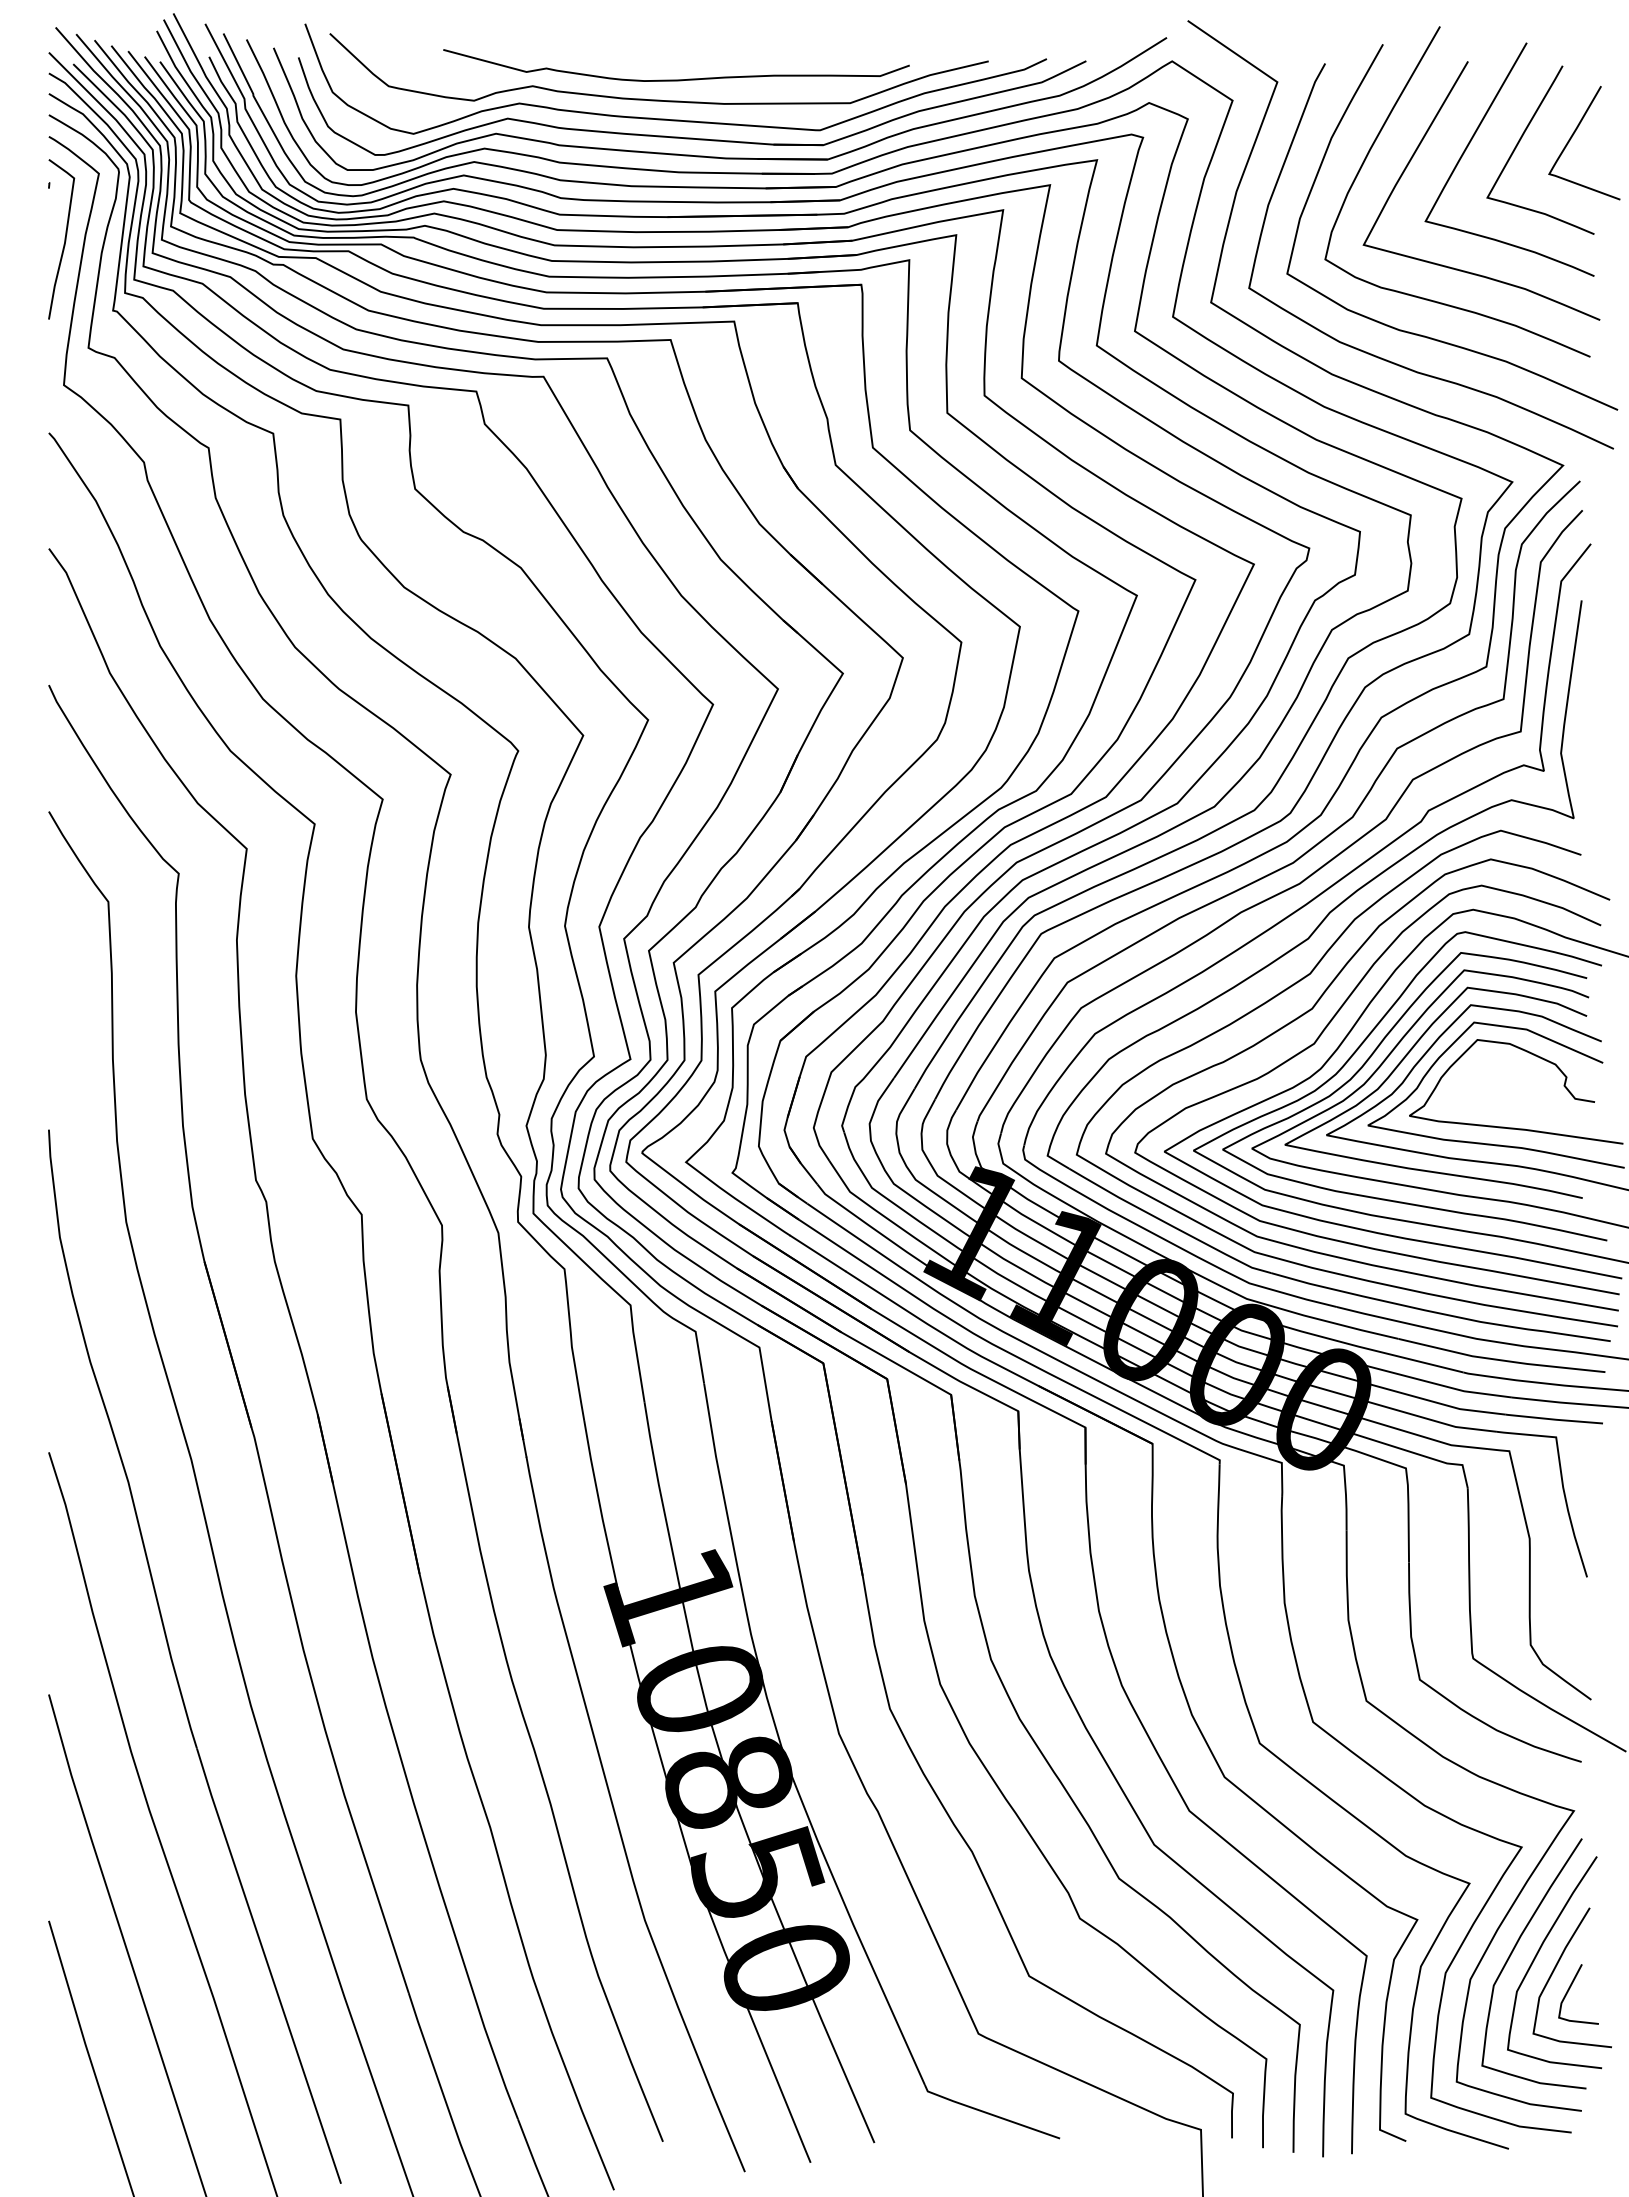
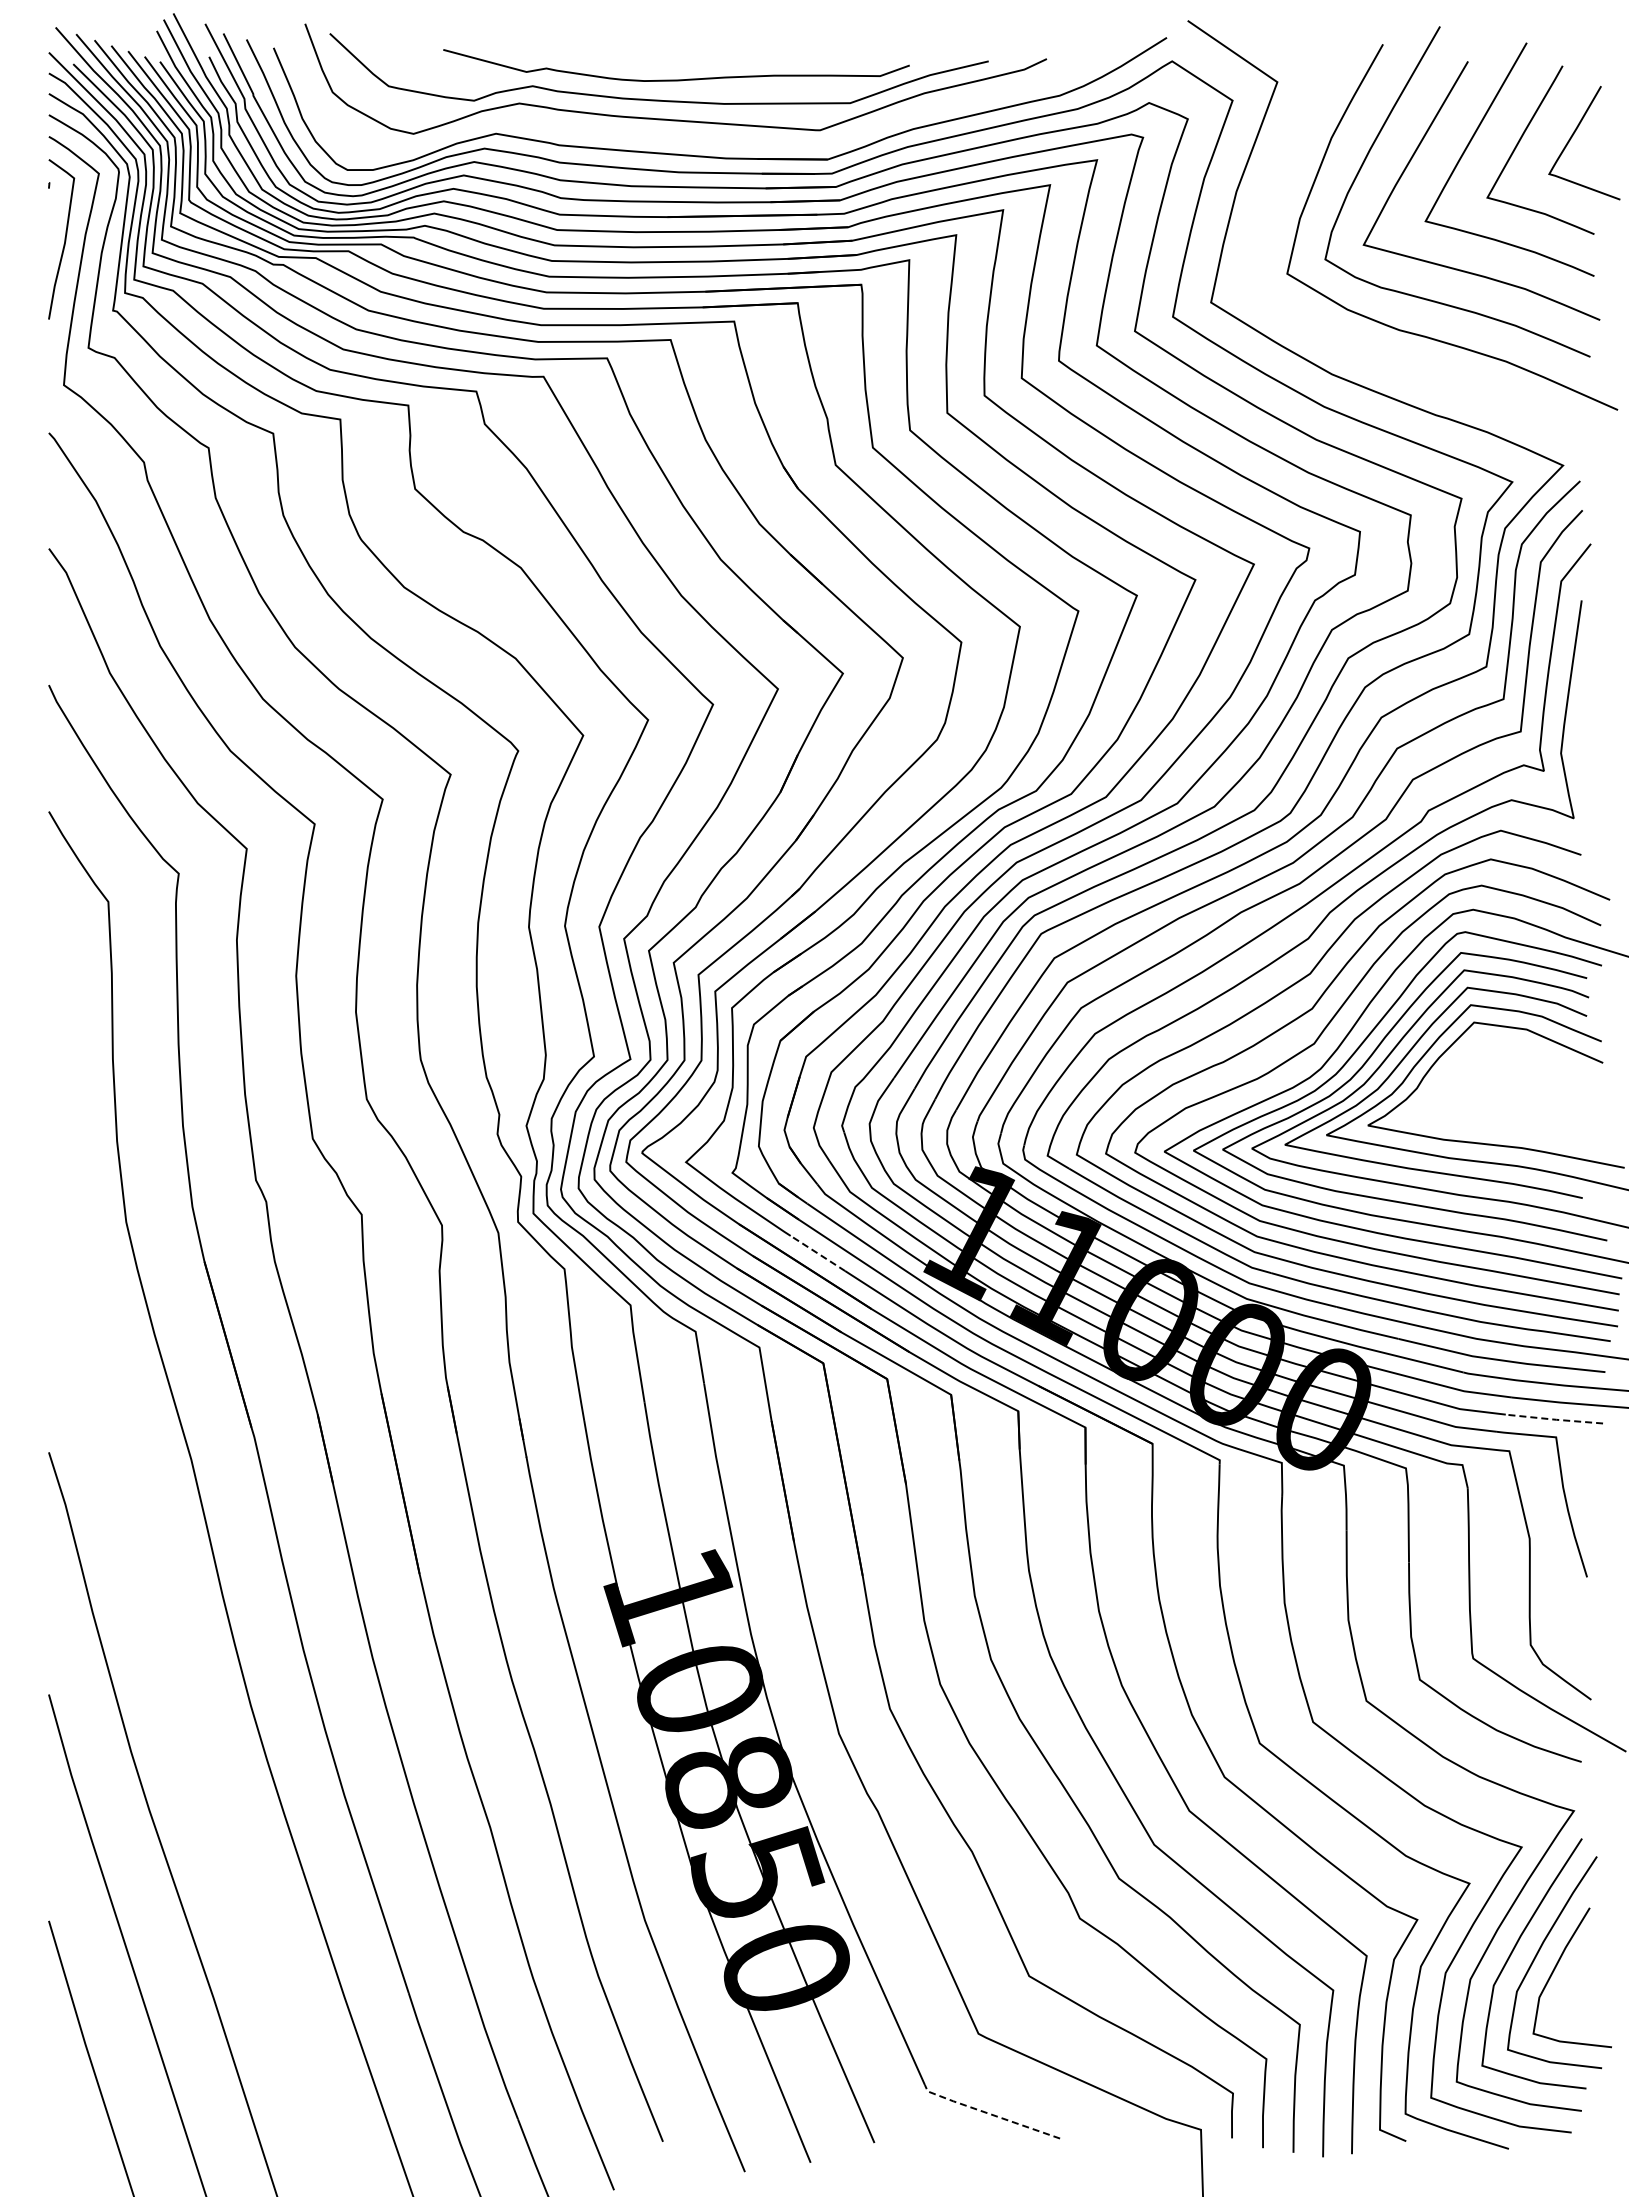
part: present -> none (692, 137)
curve: present -> none (1392, 361)
curve: present -> none (1514, 1127)
line: solid -> dashed (817, 1253)
line: solid -> dashed (1553, 1419)
part: present -> none (173, 1661)
line: present -> none (1569, 1990)
line: solid -> dashed (988, 2113)
